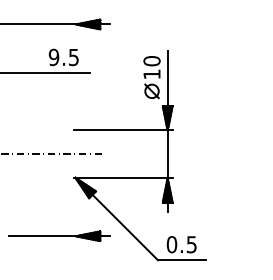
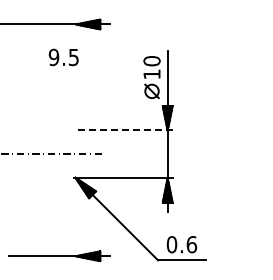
line: present -> none (46, 73)
line: solid -> dashed (122, 130)
part position: (59, 235) -> (59, 255) (59, 255)
text: 0.5 -> 0.6 (191, 244)
